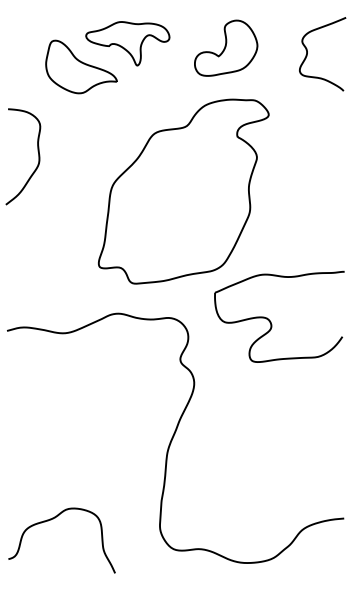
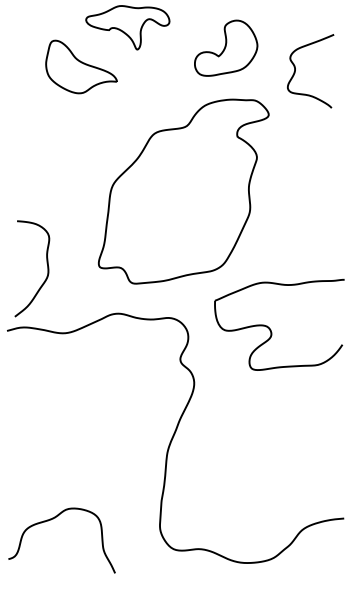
part position: (127, 43) -> (127, 27) (127, 27)
curve position: (307, 54) -> (295, 71) (295, 71)
curve position: (37, 151) -> (46, 263) (46, 263)
part position: (271, 321) -> (271, 329) (271, 329)
